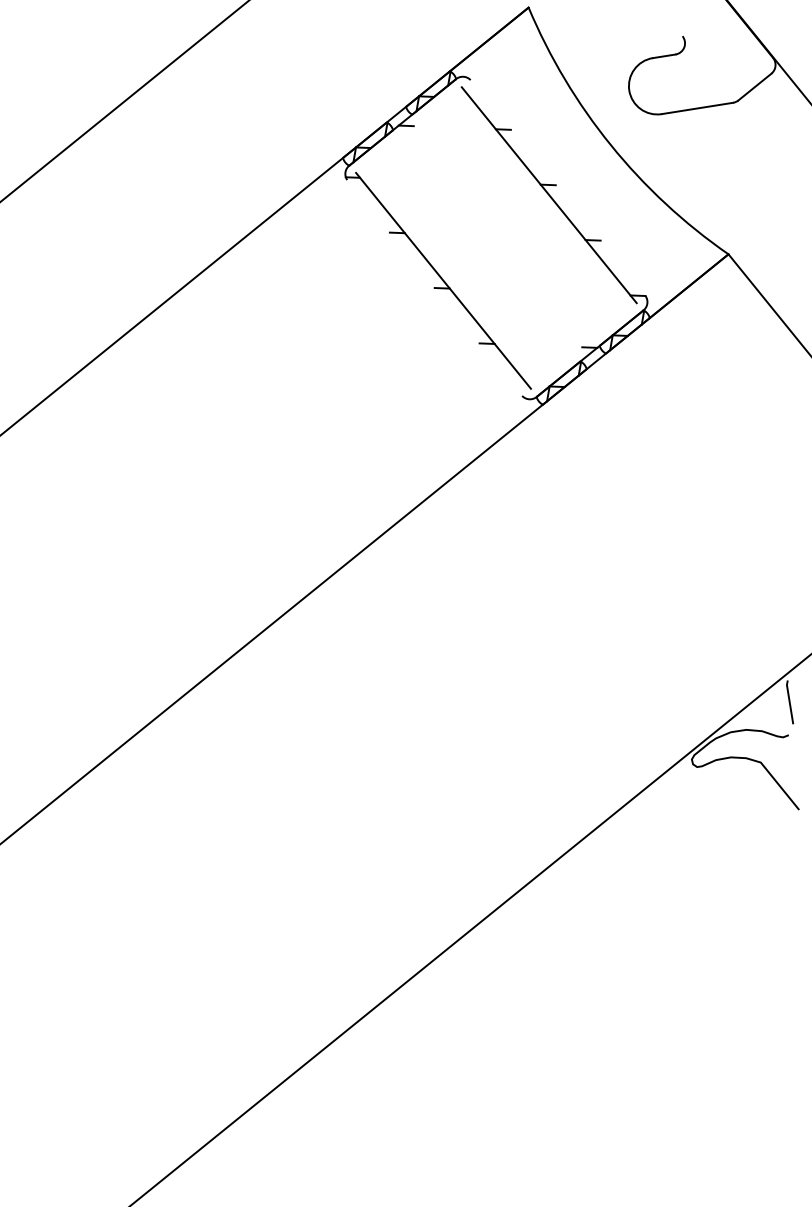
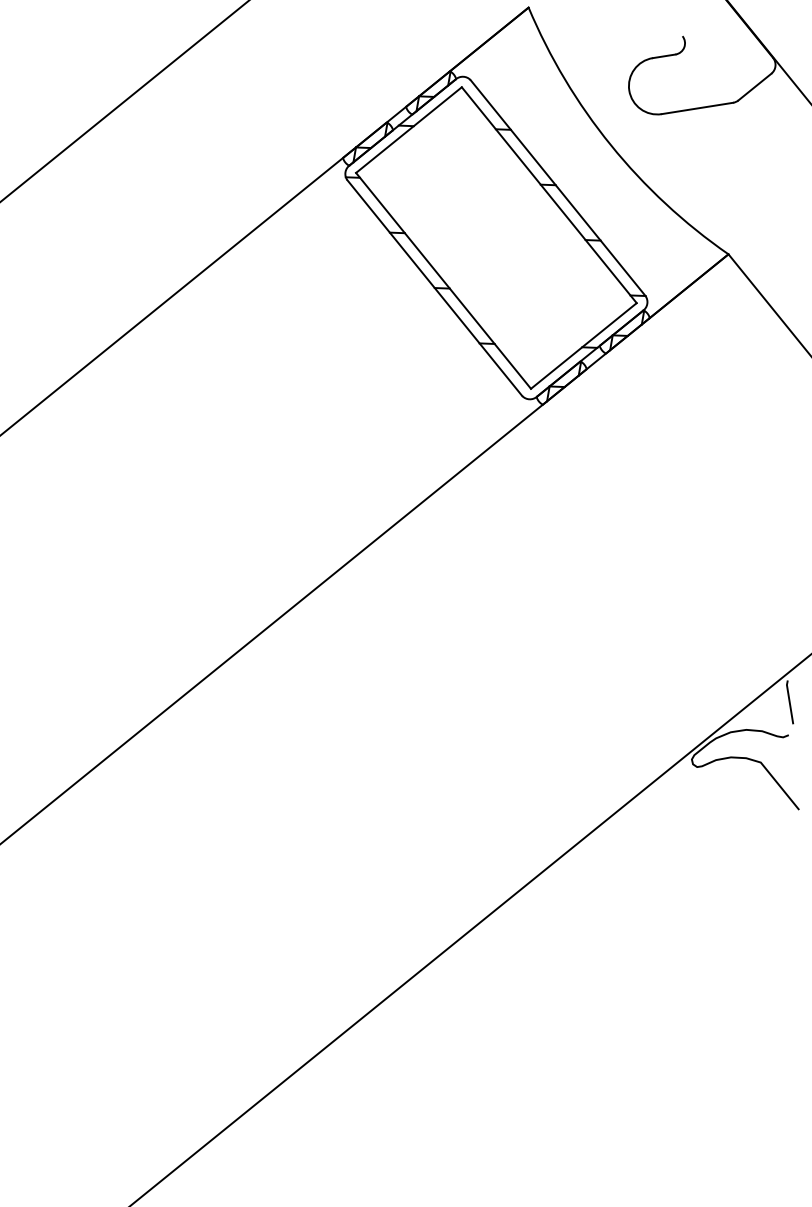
line: none -> present (408, 129)
line: none -> present (557, 188)
line: none -> present (434, 287)
line: none -> present (583, 345)
